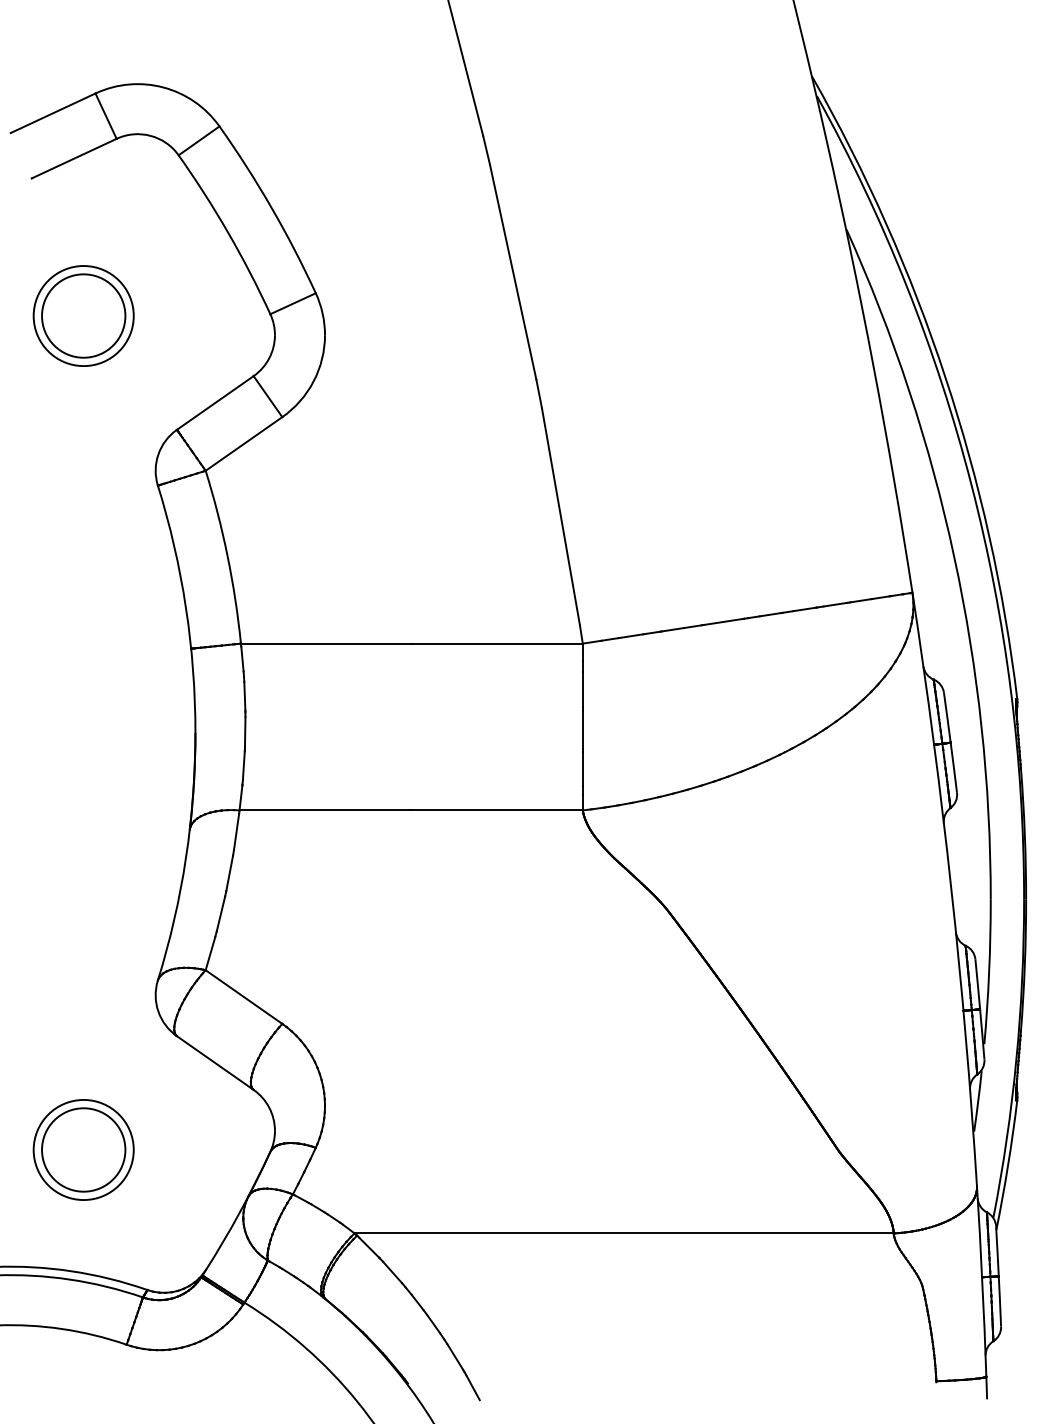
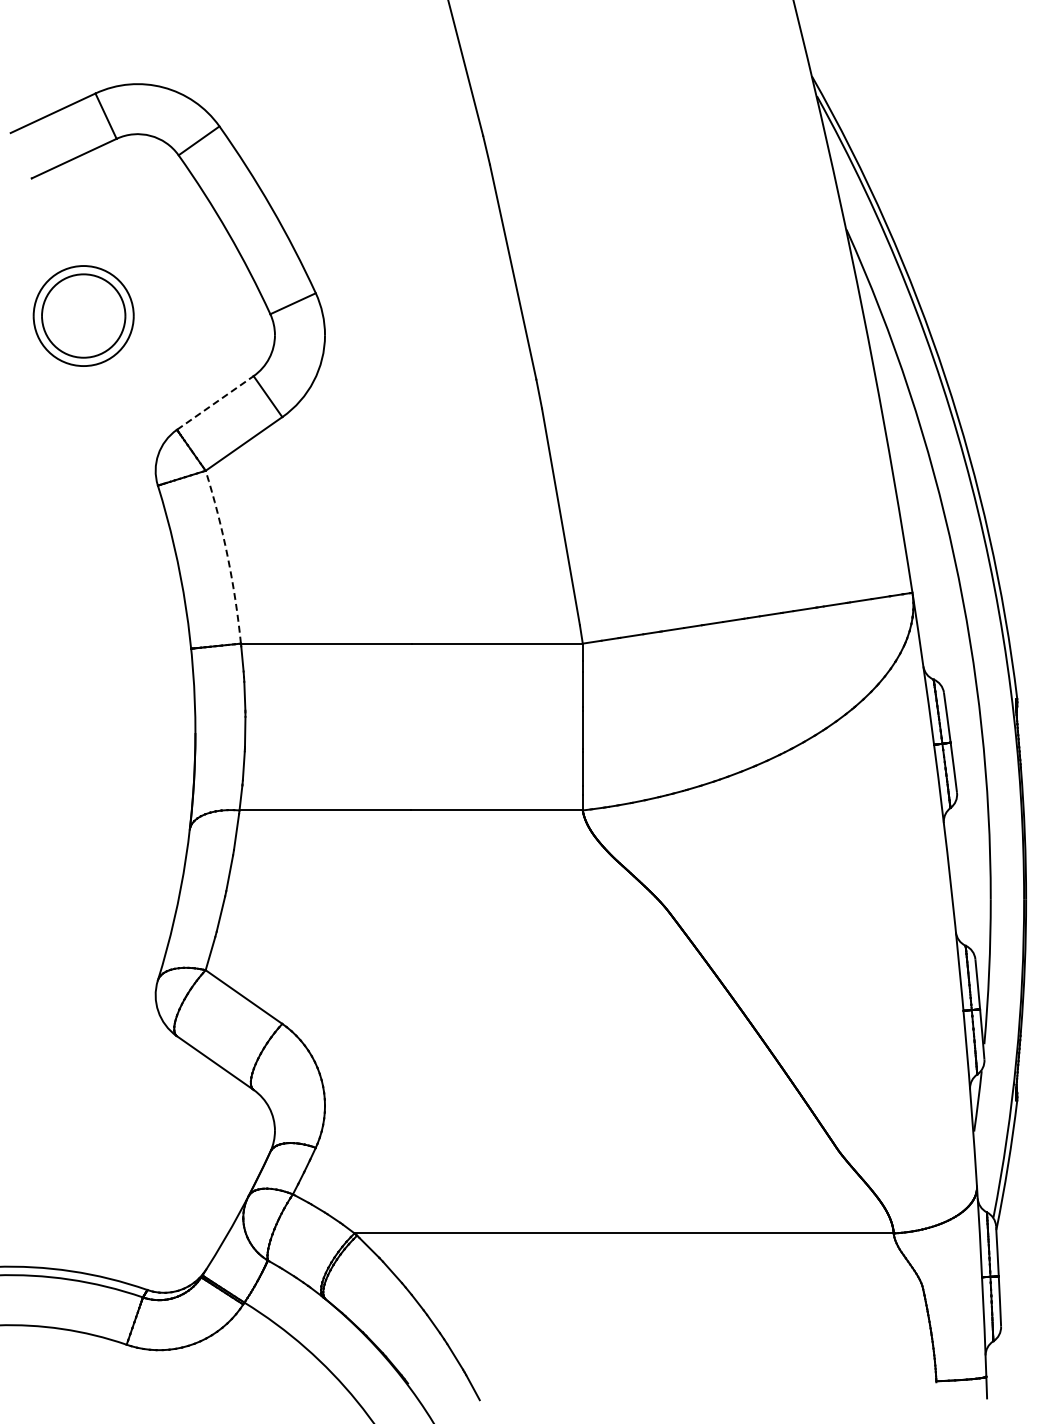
line: solid -> dashed (215, 402)
arc: solid -> dashed (227, 556)
part: present -> none (83, 1149)
